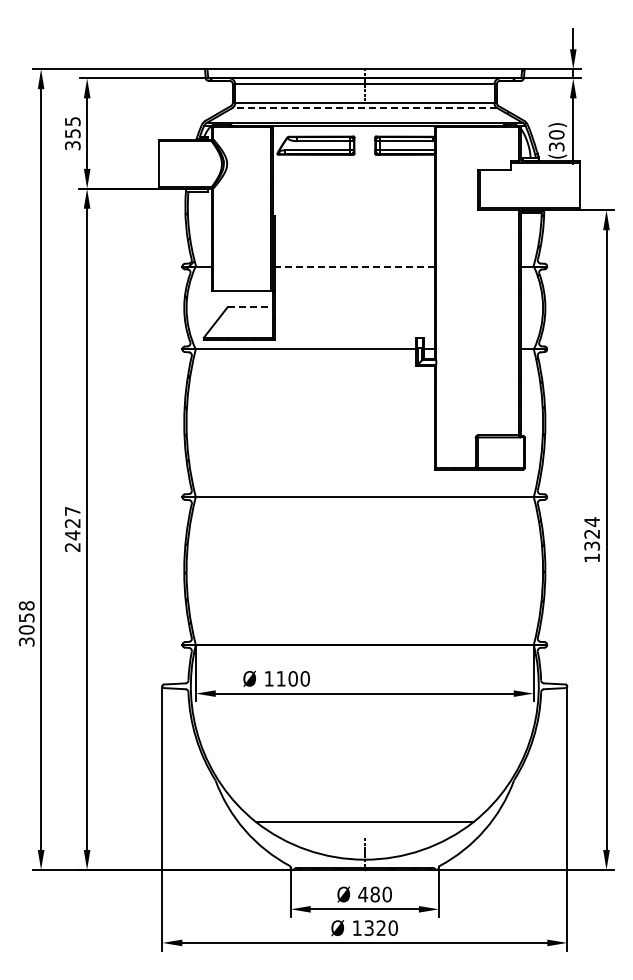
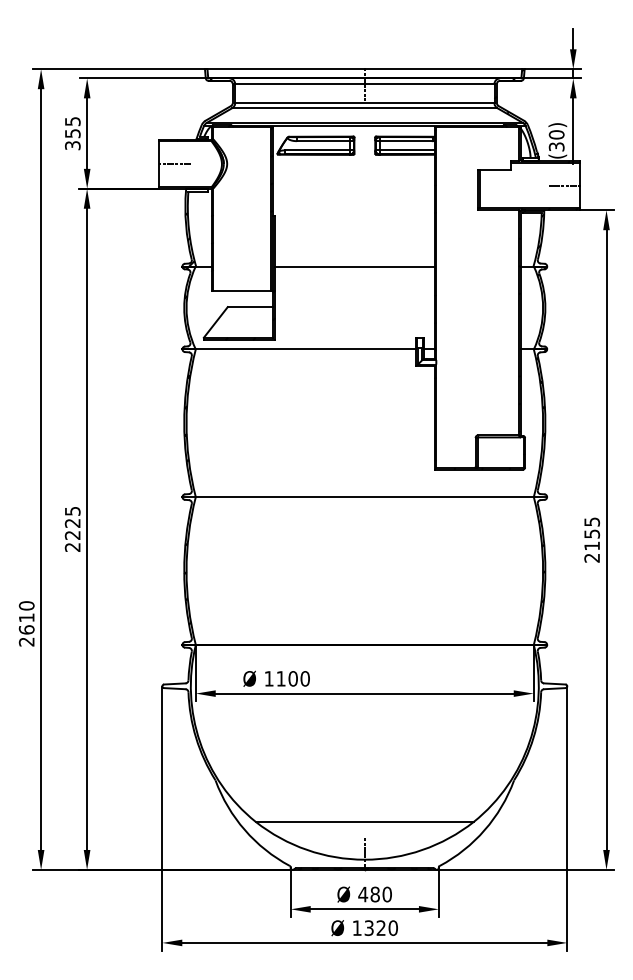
line: dashed -> solid (364, 108)
line: none -> present (174, 164)
line: none -> present (564, 185)
line: dashed -> solid (355, 266)
line: dashed -> solid (250, 307)
text: 2427 -> 2225 (72, 523)
text: 1324 -> 2155 (592, 539)
text: 3058 -> 2610 (26, 623)
